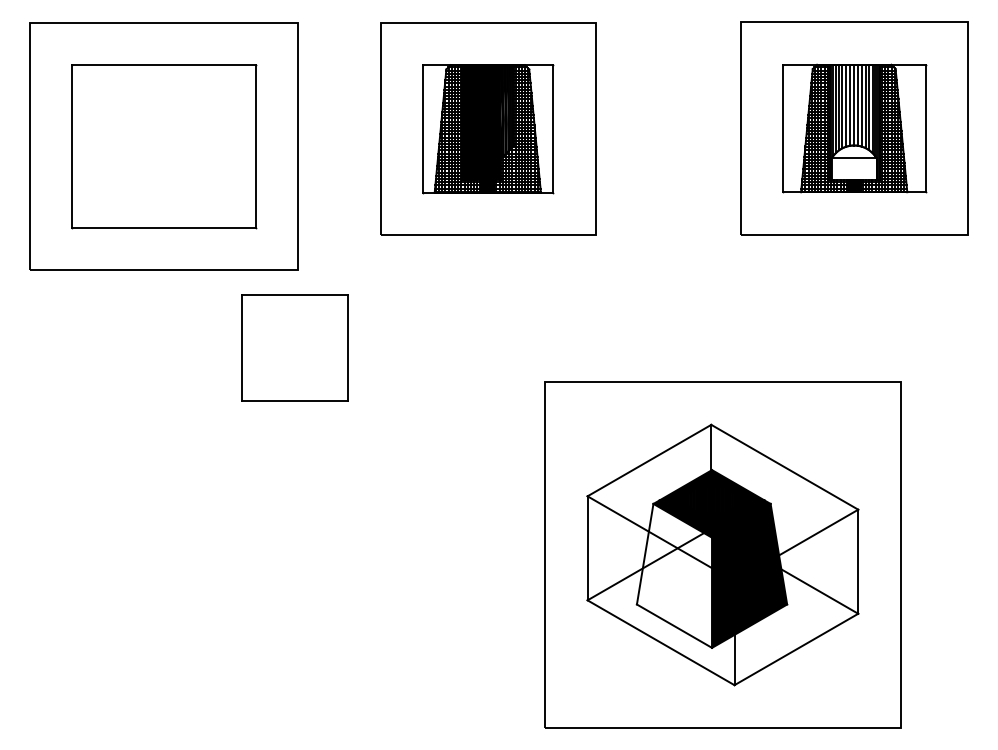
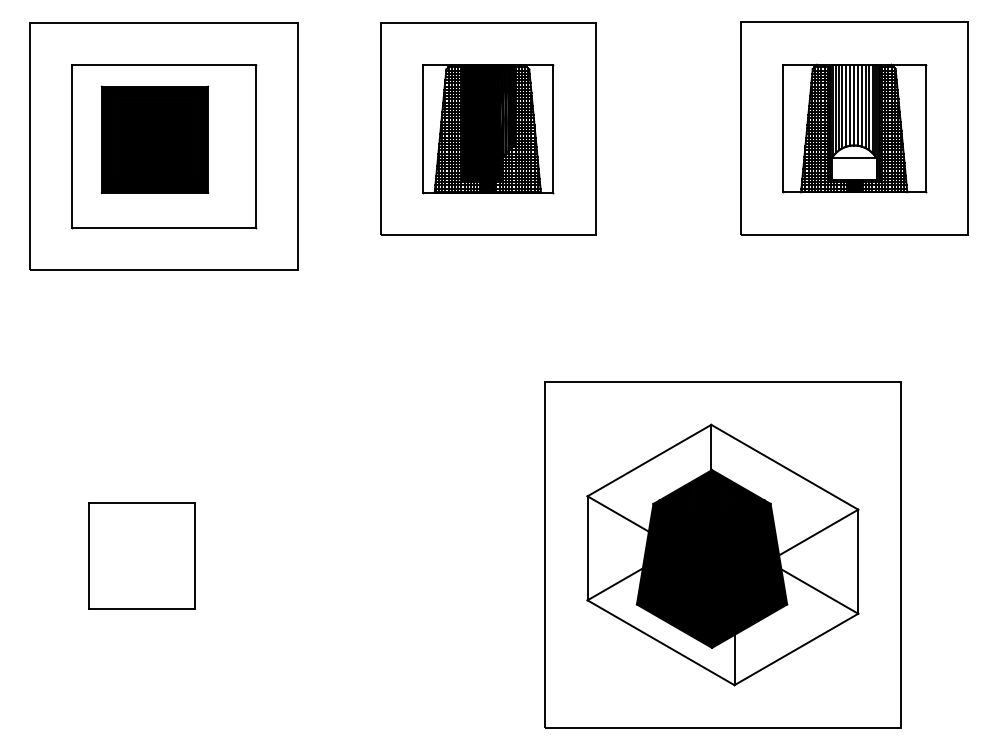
part: none -> present (154, 139)
part position: (294, 347) -> (141, 555) (141, 555)
fill: none -> present (674, 575)
